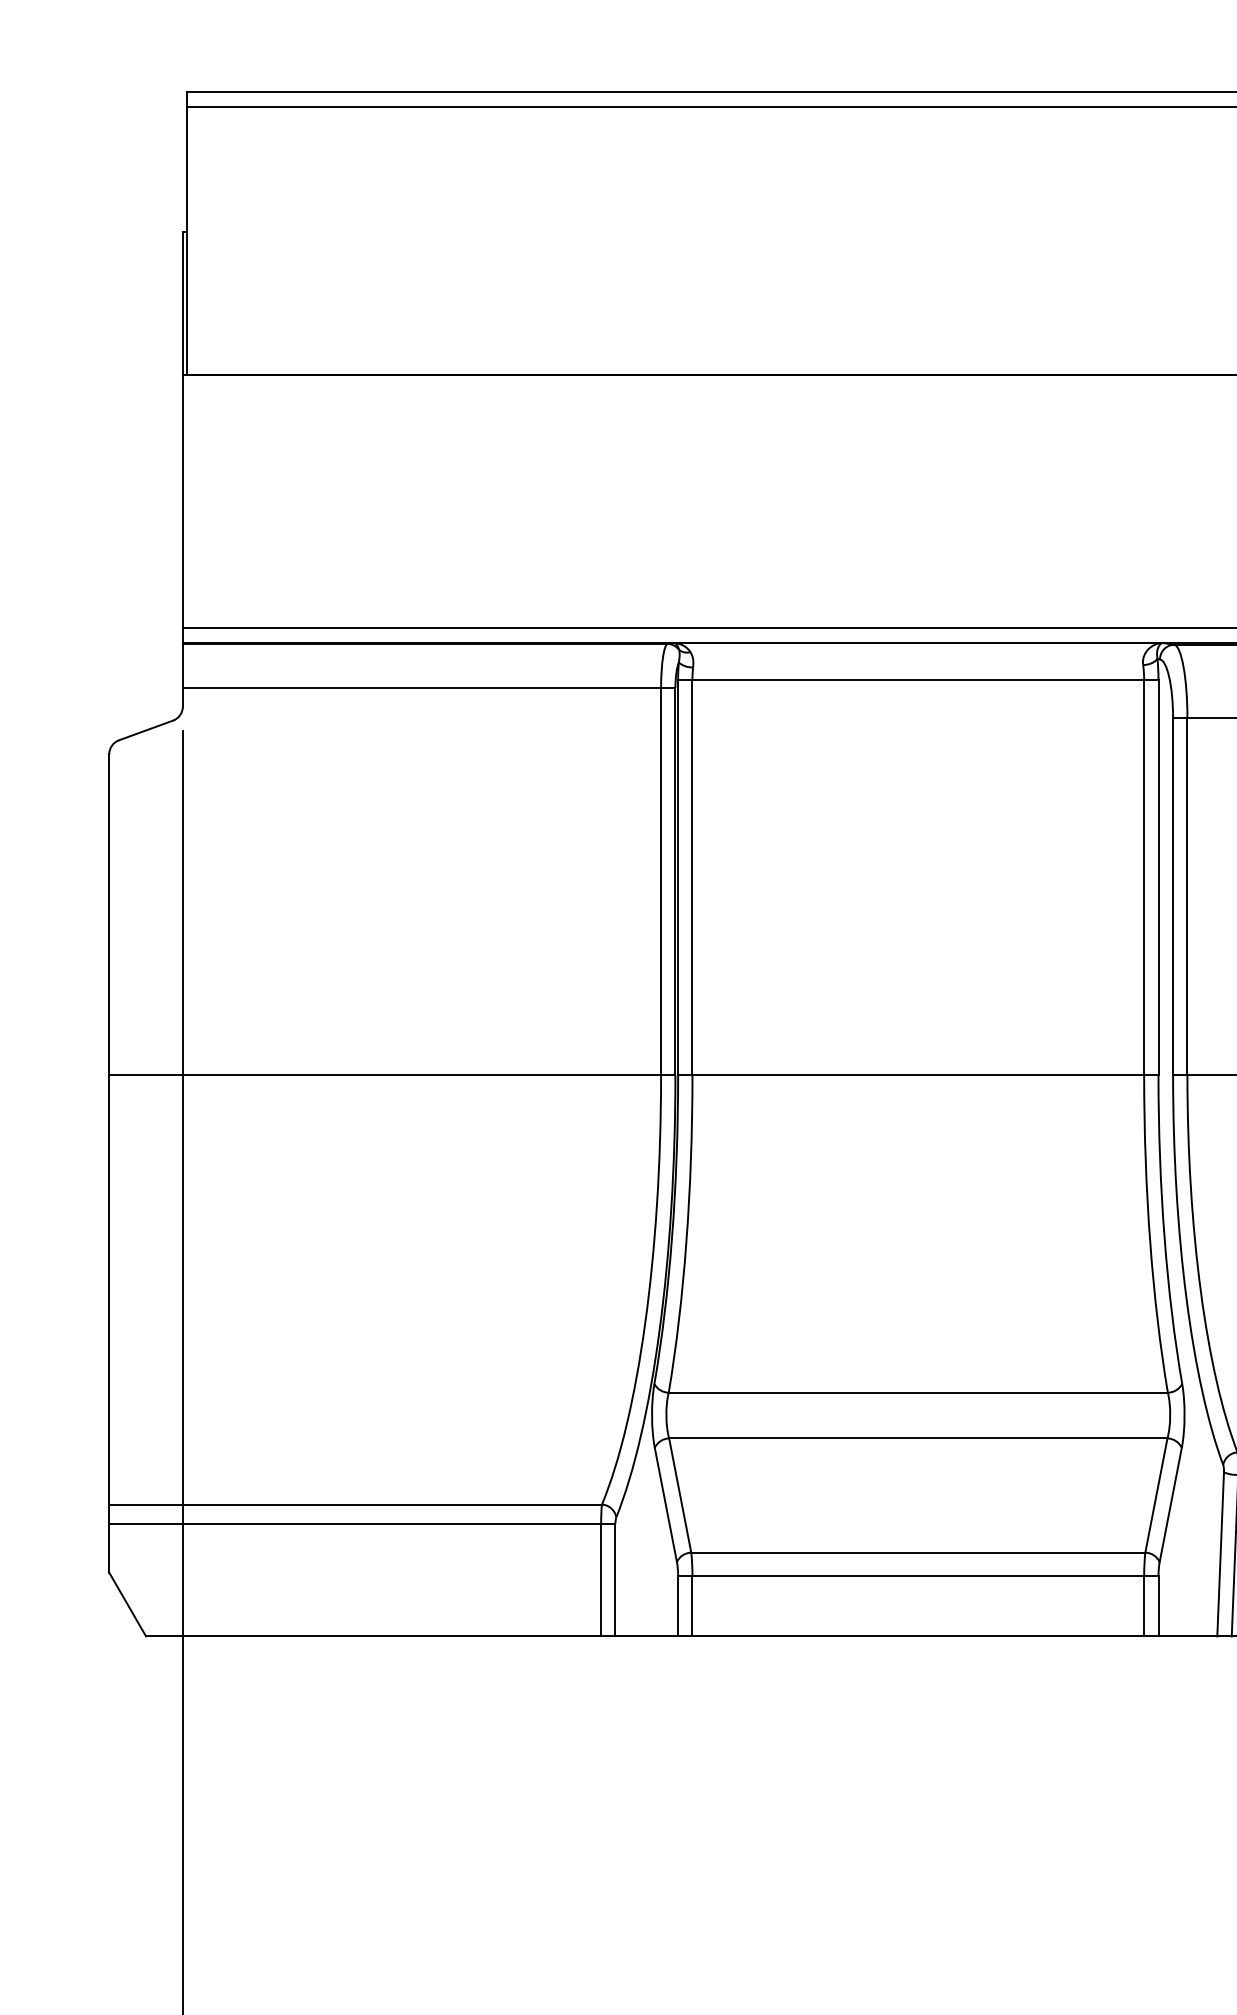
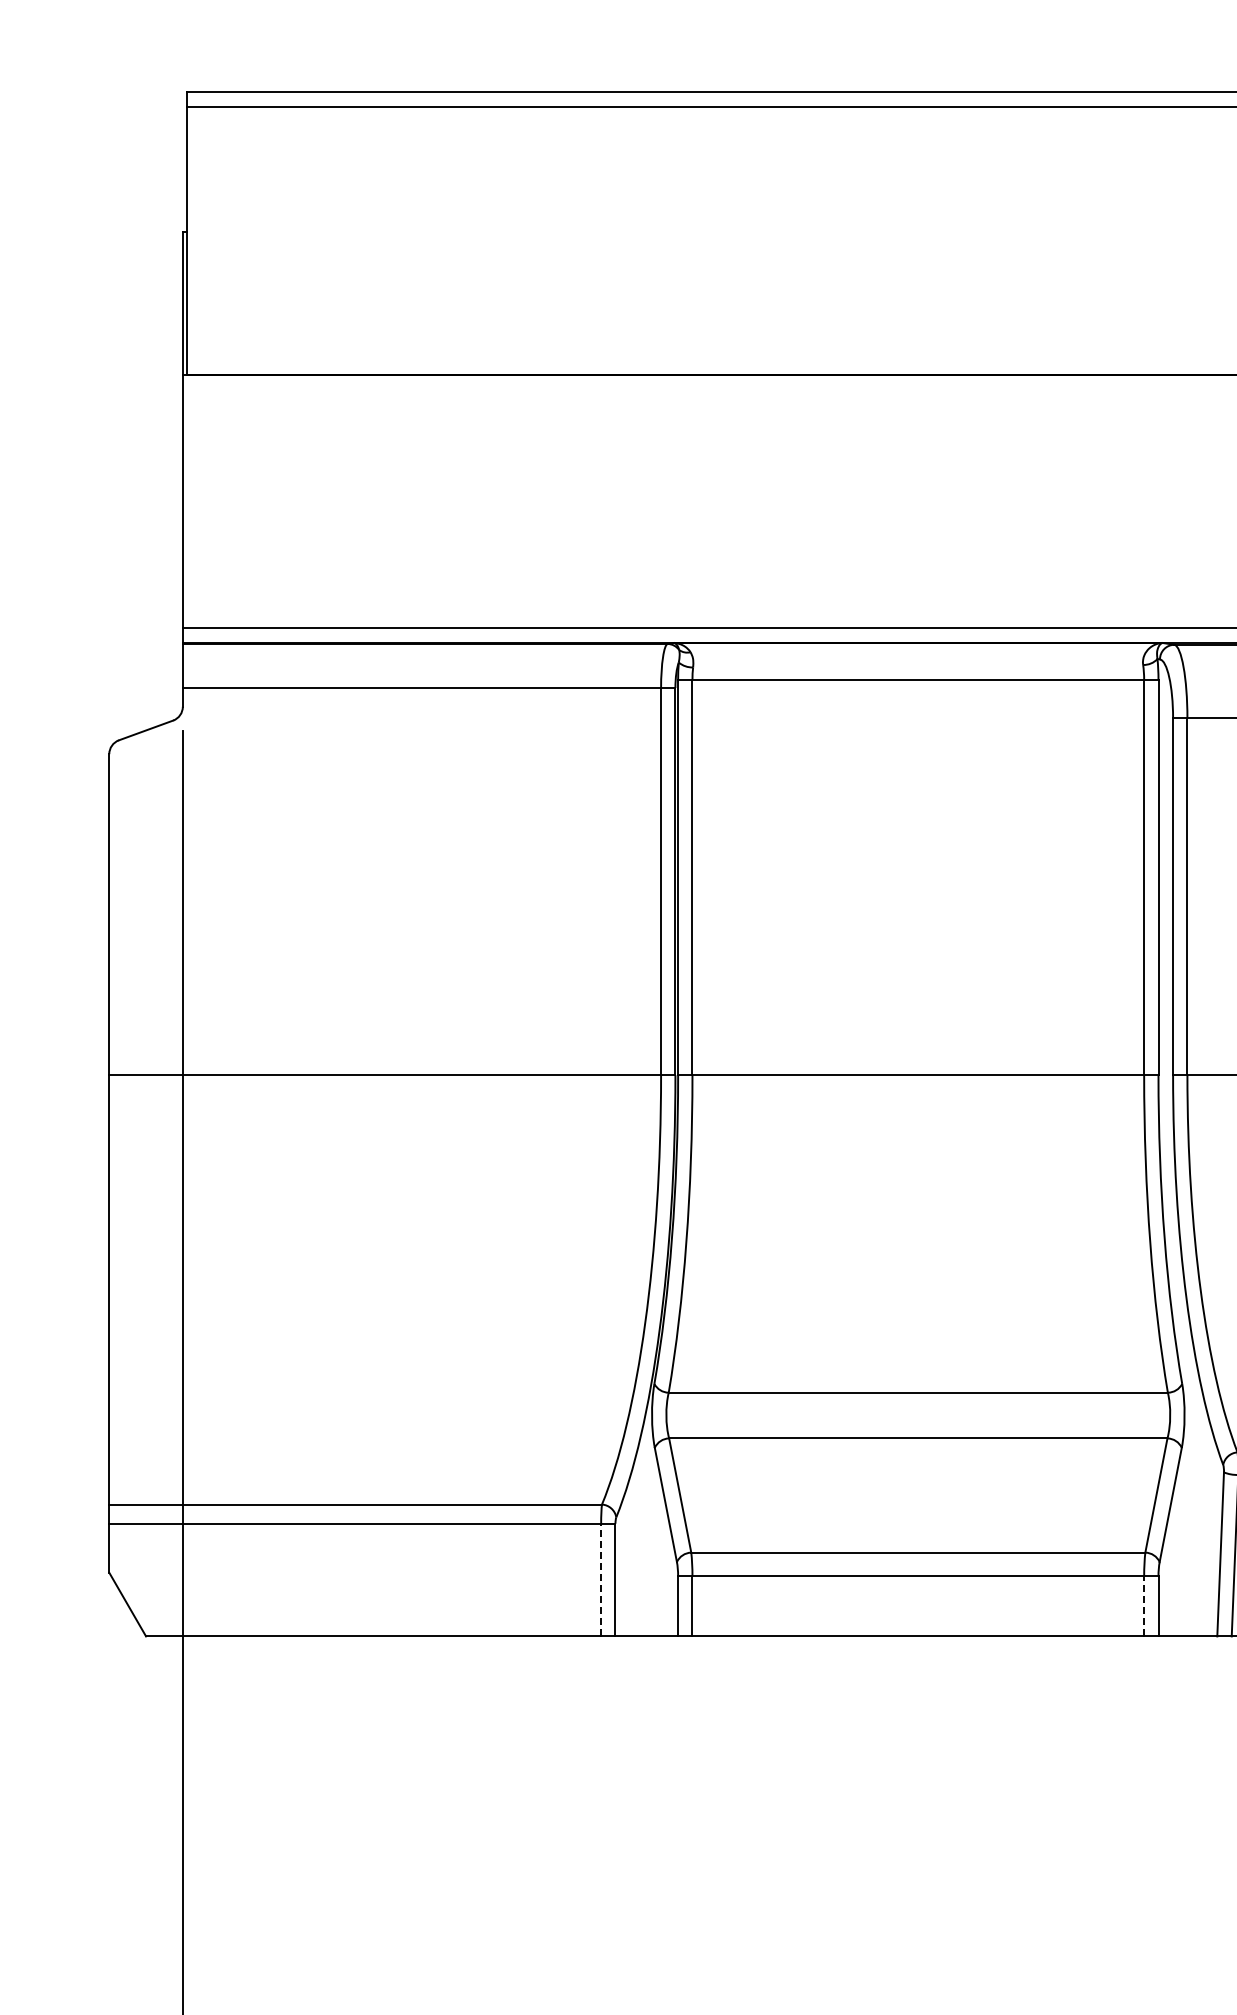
line: solid -> dashed (601, 1579)
line: solid -> dashed (1144, 1605)
